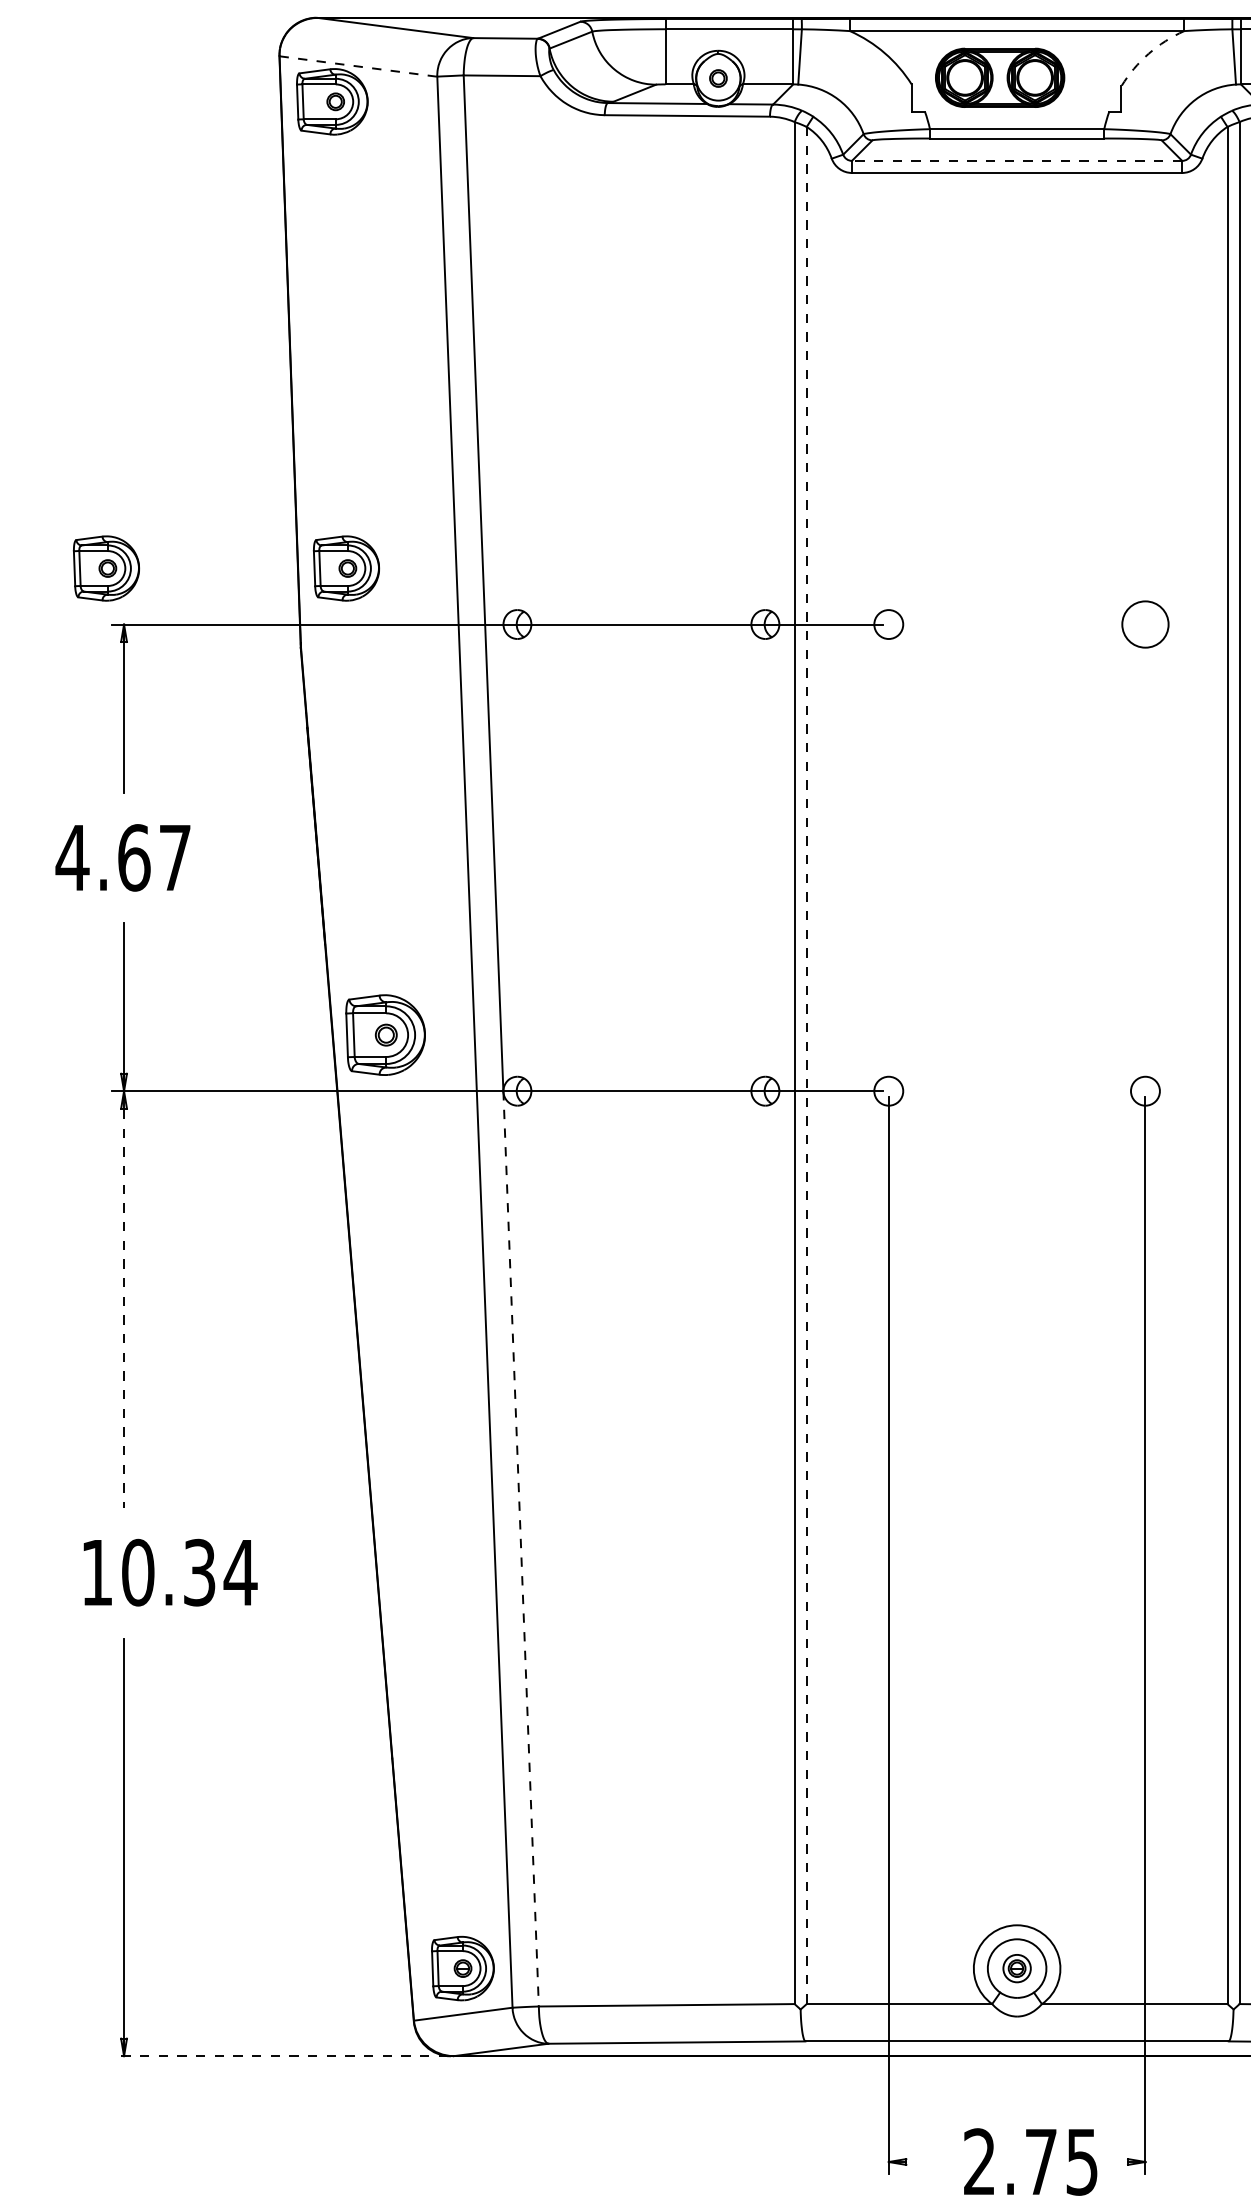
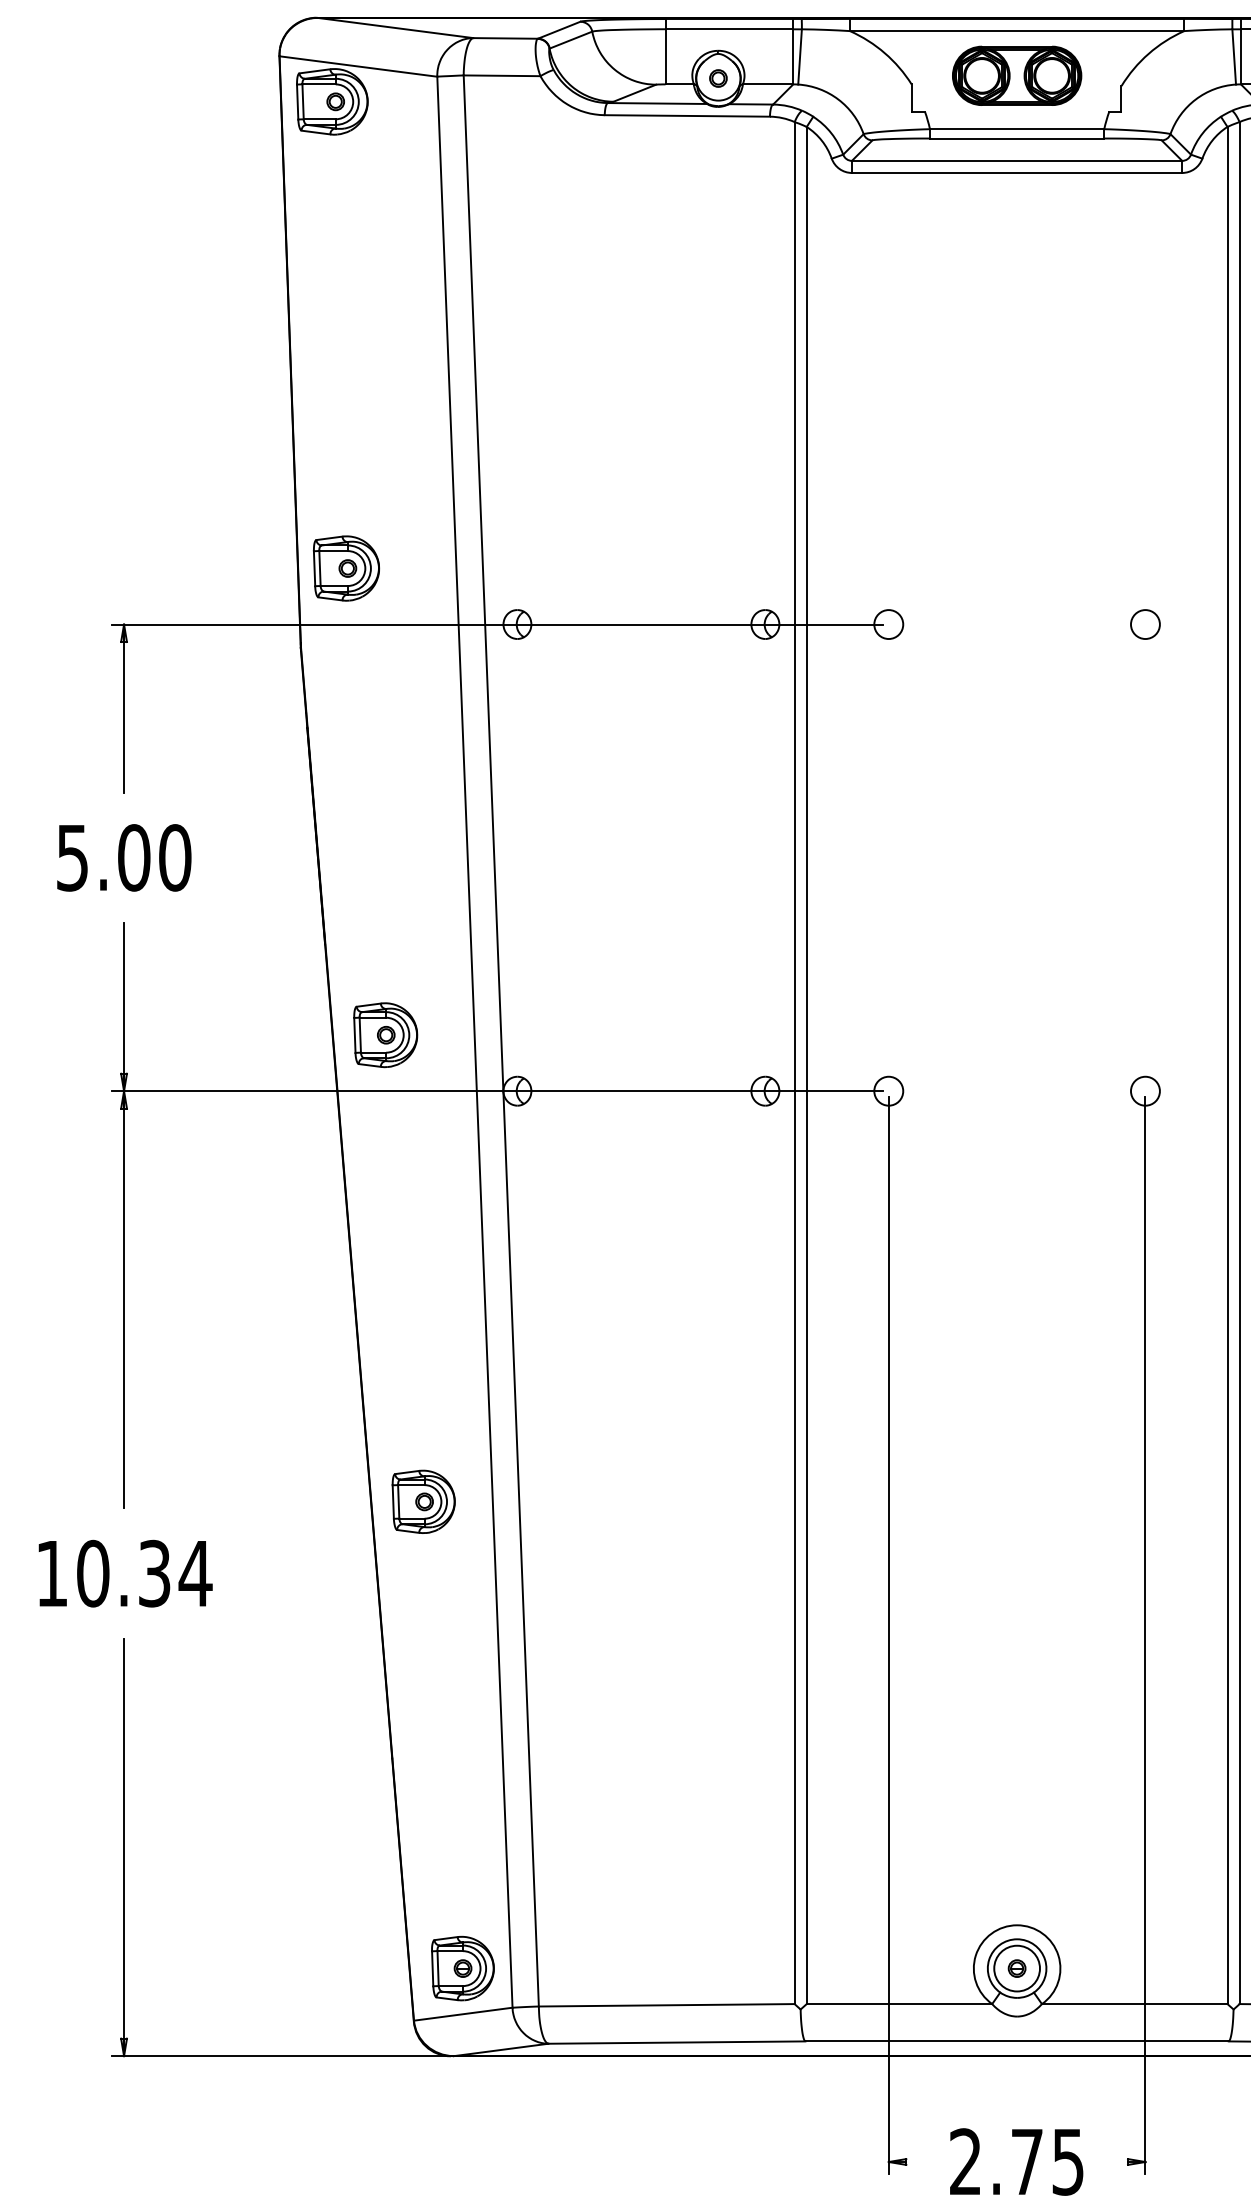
arc: dashed -> solid (1148, 53)
line: dashed -> solid (358, 66)
part position: (1000, 77) -> (1017, 75) (1017, 75)
line: dashed -> solid (1016, 160)
part: present -> none (105, 568)
circle diameter: 46 px -> 29 px (1144, 624)
text: 4.67 -> 5.00 (123, 857)
part size: 81x82 px -> 66x67 px (385, 1035)
line: dashed -> solid (806, 1065)
line: dashed -> solid (124, 1299)
part: none -> present (423, 1501)
line: dashed -> solid (521, 1549)
text position: (170, 1572) -> (125, 1573) (125, 1573)
circle diameter: 27 px -> 46 px (1016, 1968)
line: dashed -> solid (280, 2056)
text position: (1030, 2161) -> (1016, 2161) (1016, 2161)
